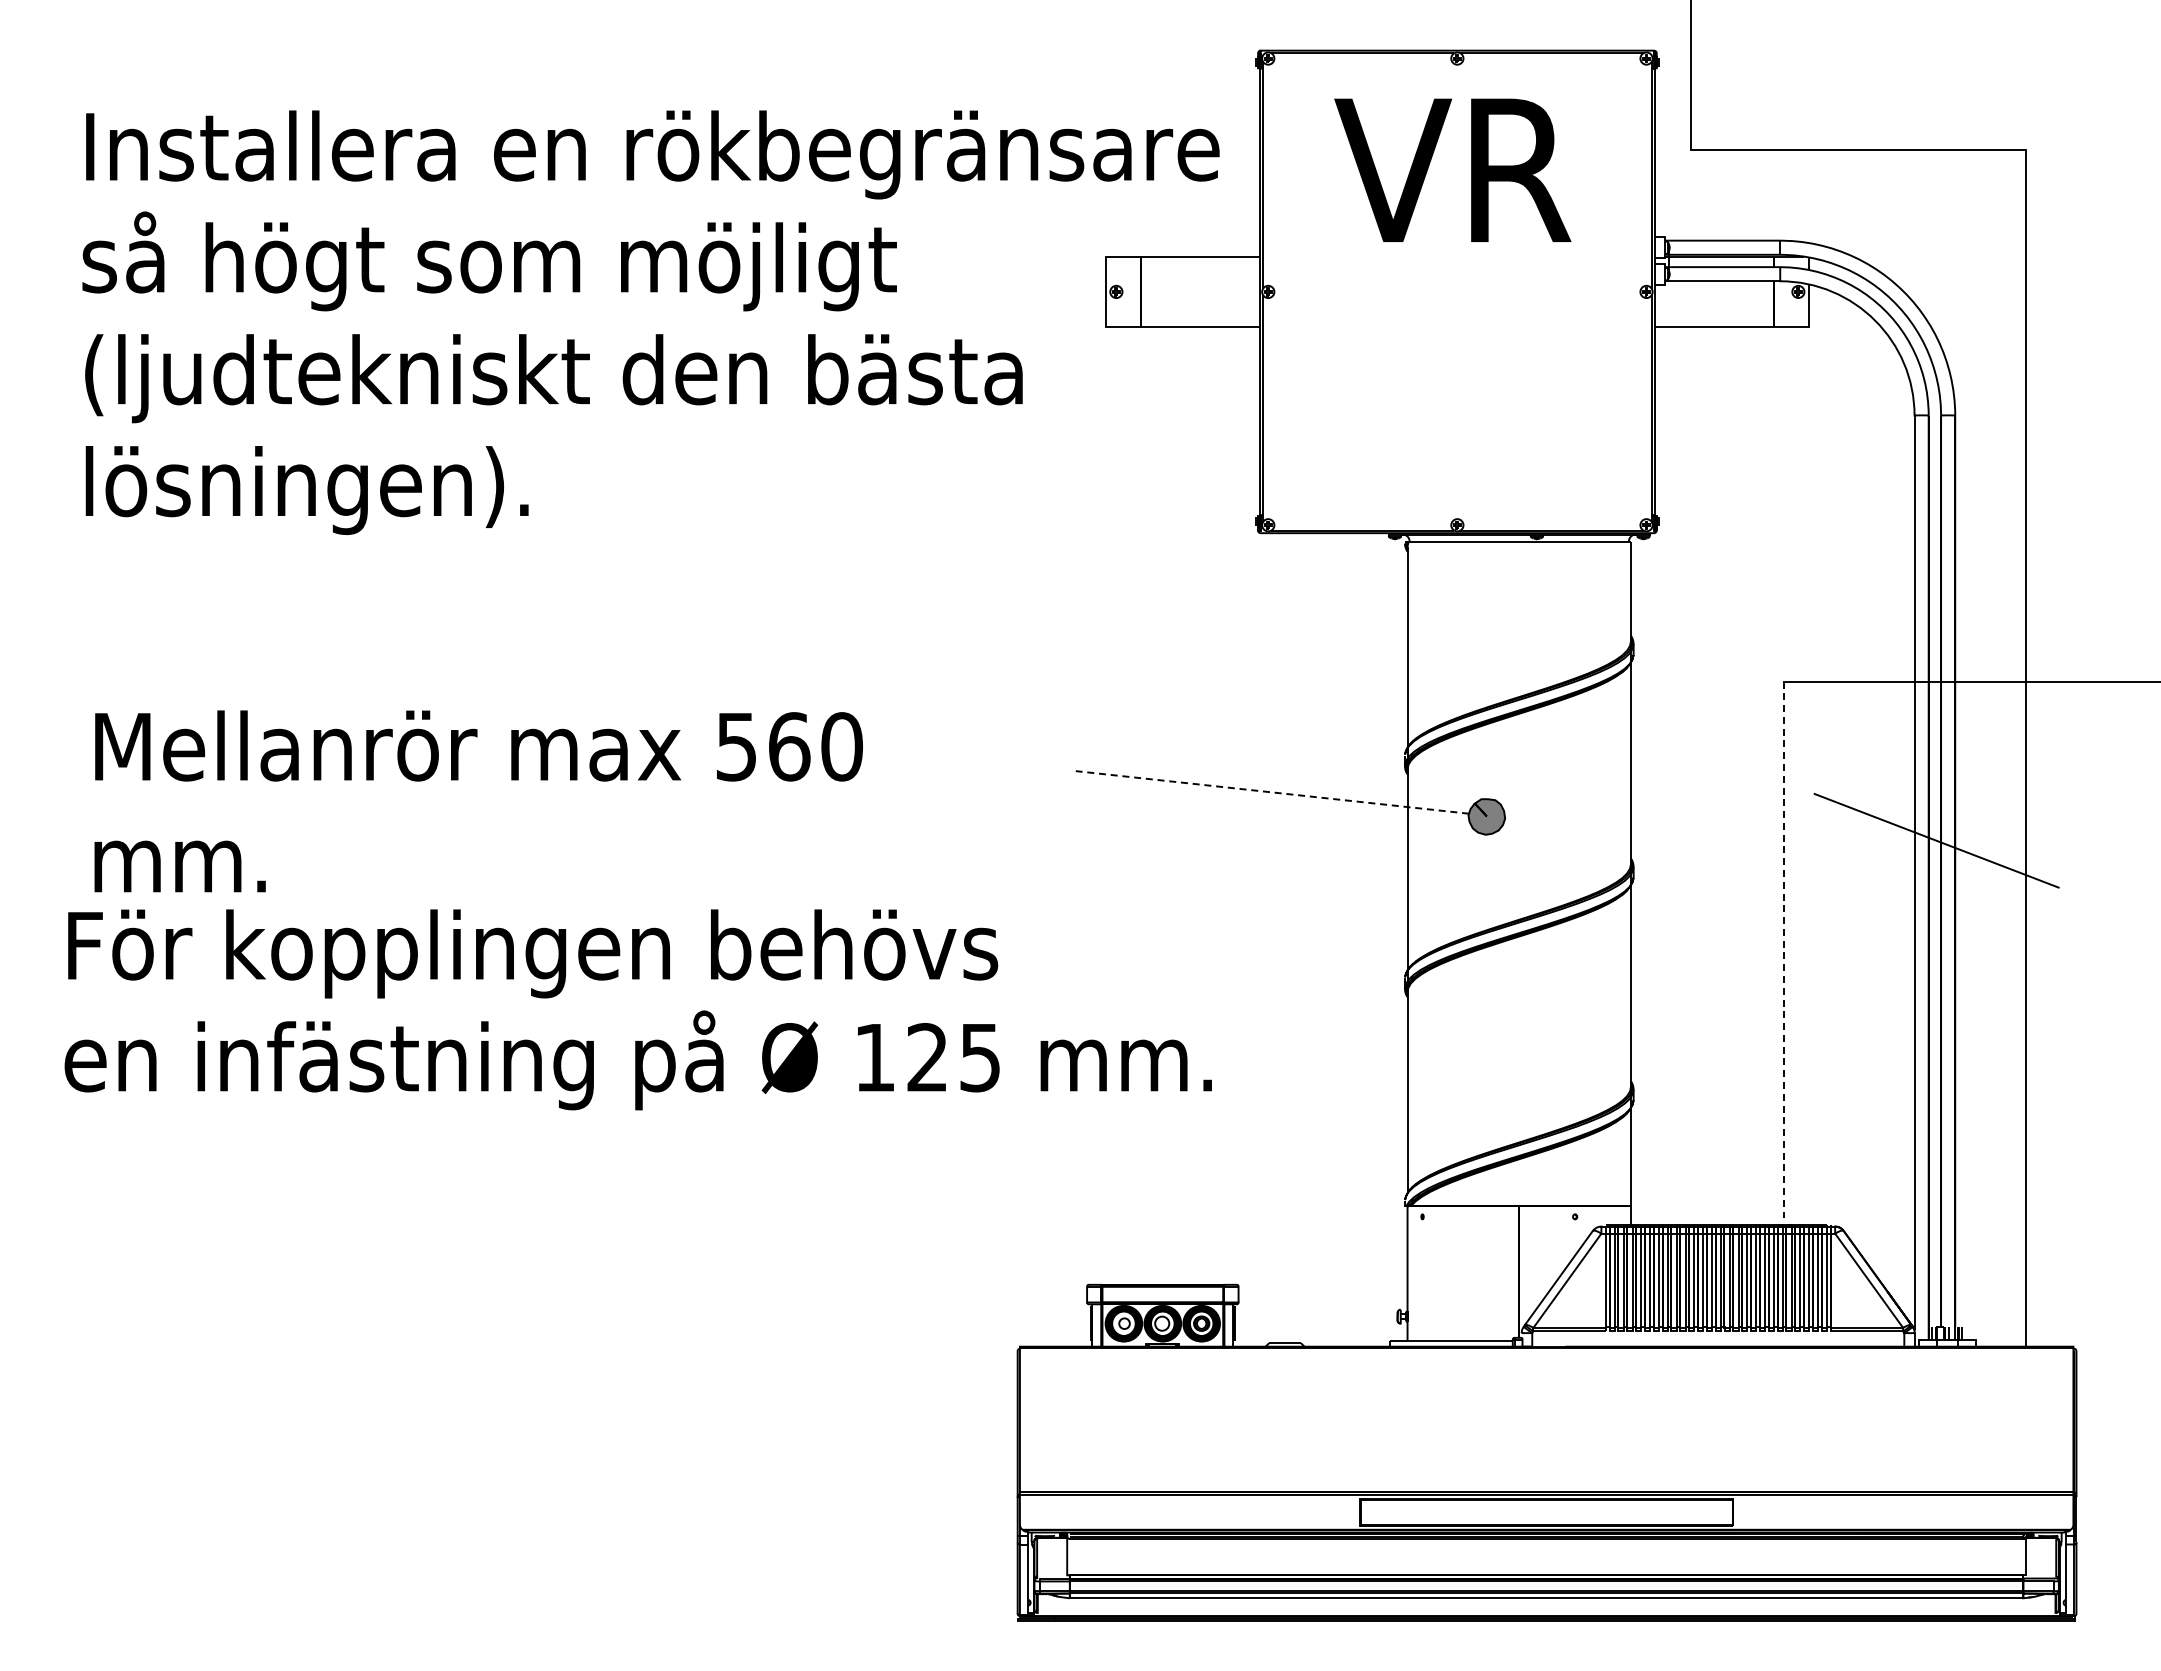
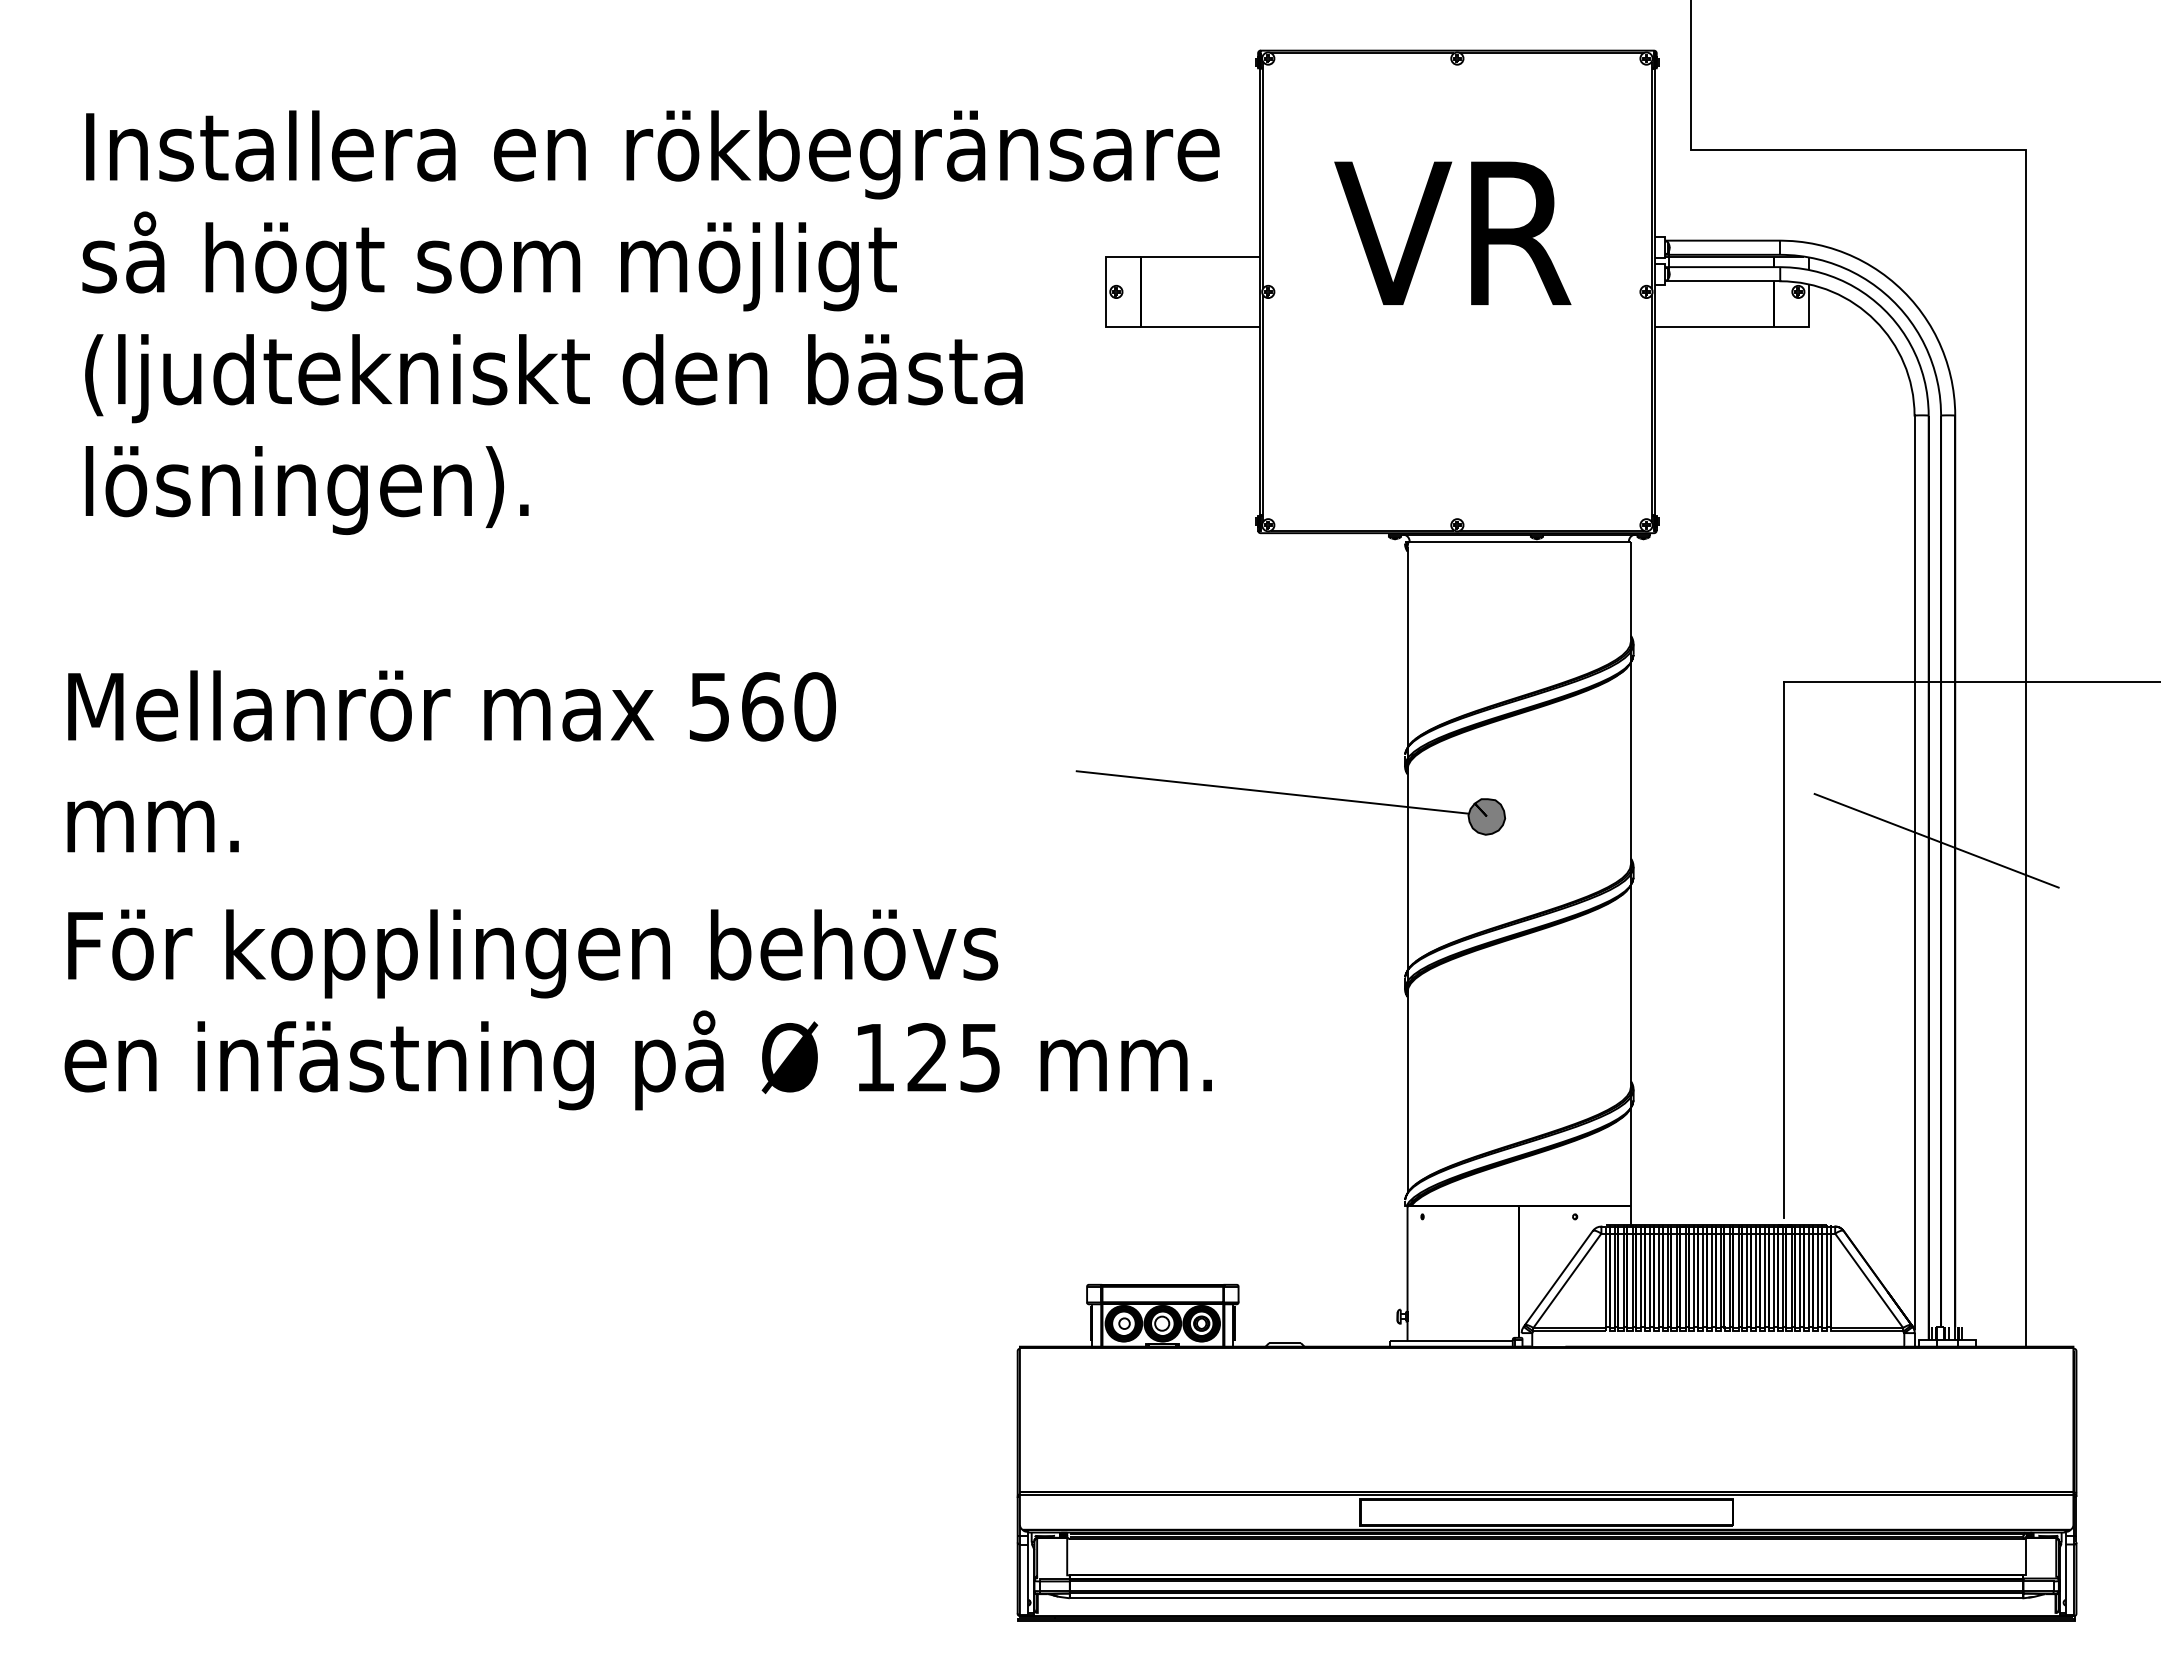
text position: (1452, 169) -> (1452, 232) (1452, 232)
line: dashed -> solid (1272, 792)
text position: (478, 801) -> (451, 761) (451, 761)
line: dashed -> solid (1783, 950)
